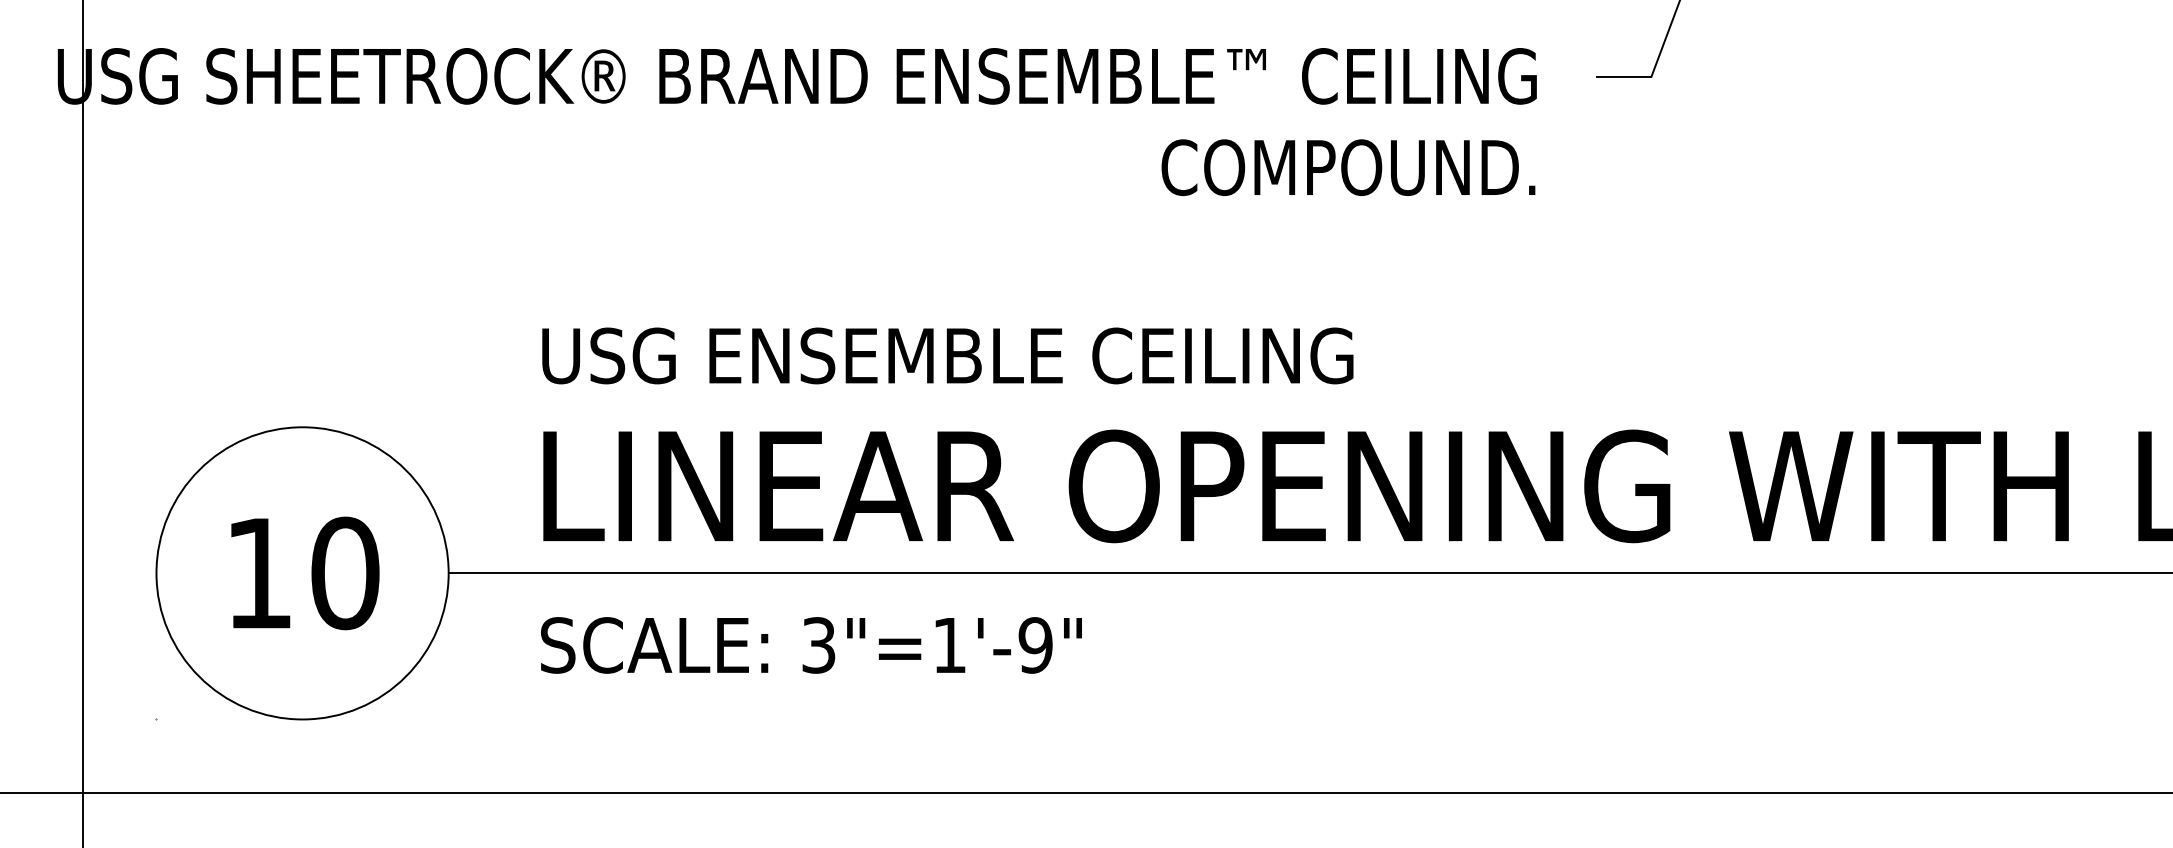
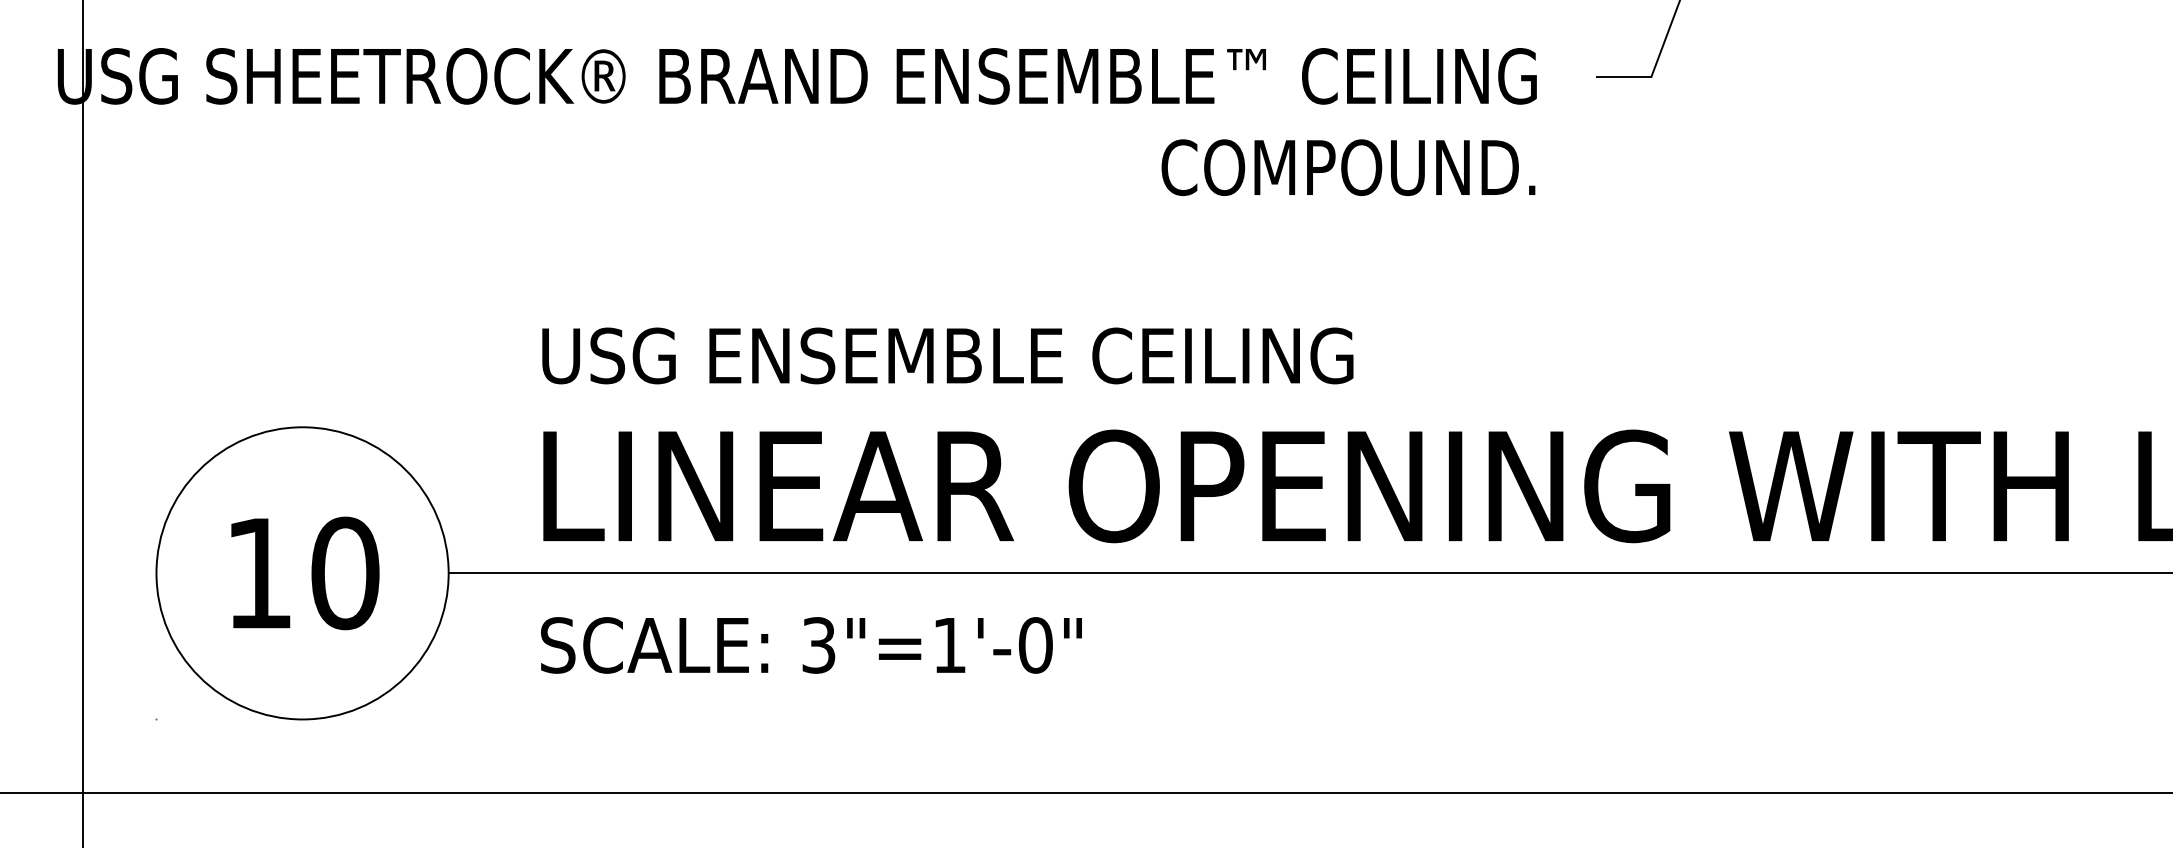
text: 3"=1'-9" -> 3"=1'-0" (1035, 645)
